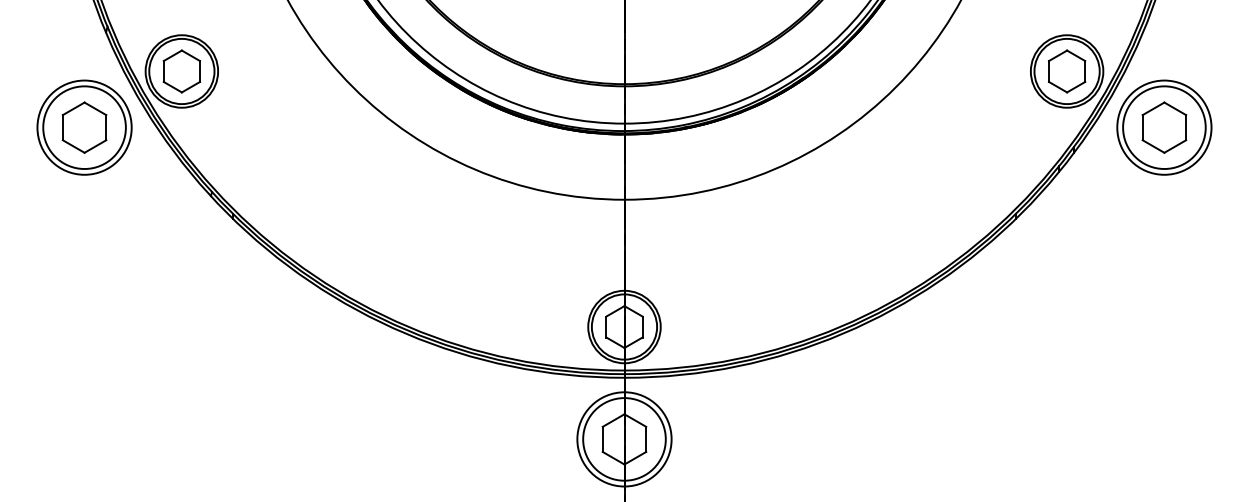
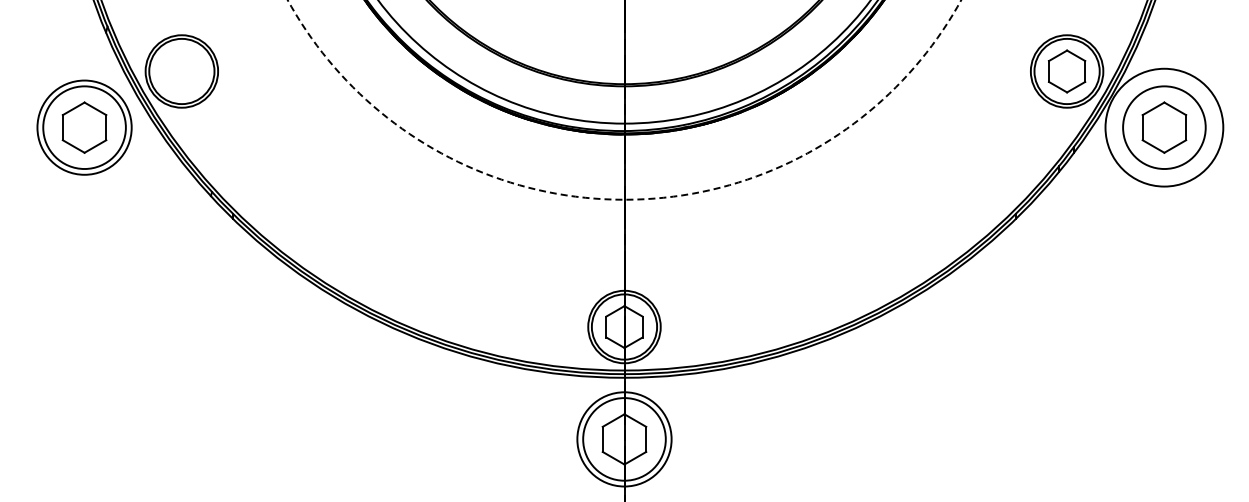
part: present -> none (181, 71)
circle: solid -> dashed (624, 99)
circle diameter: 94 px -> 118 px (1164, 127)
